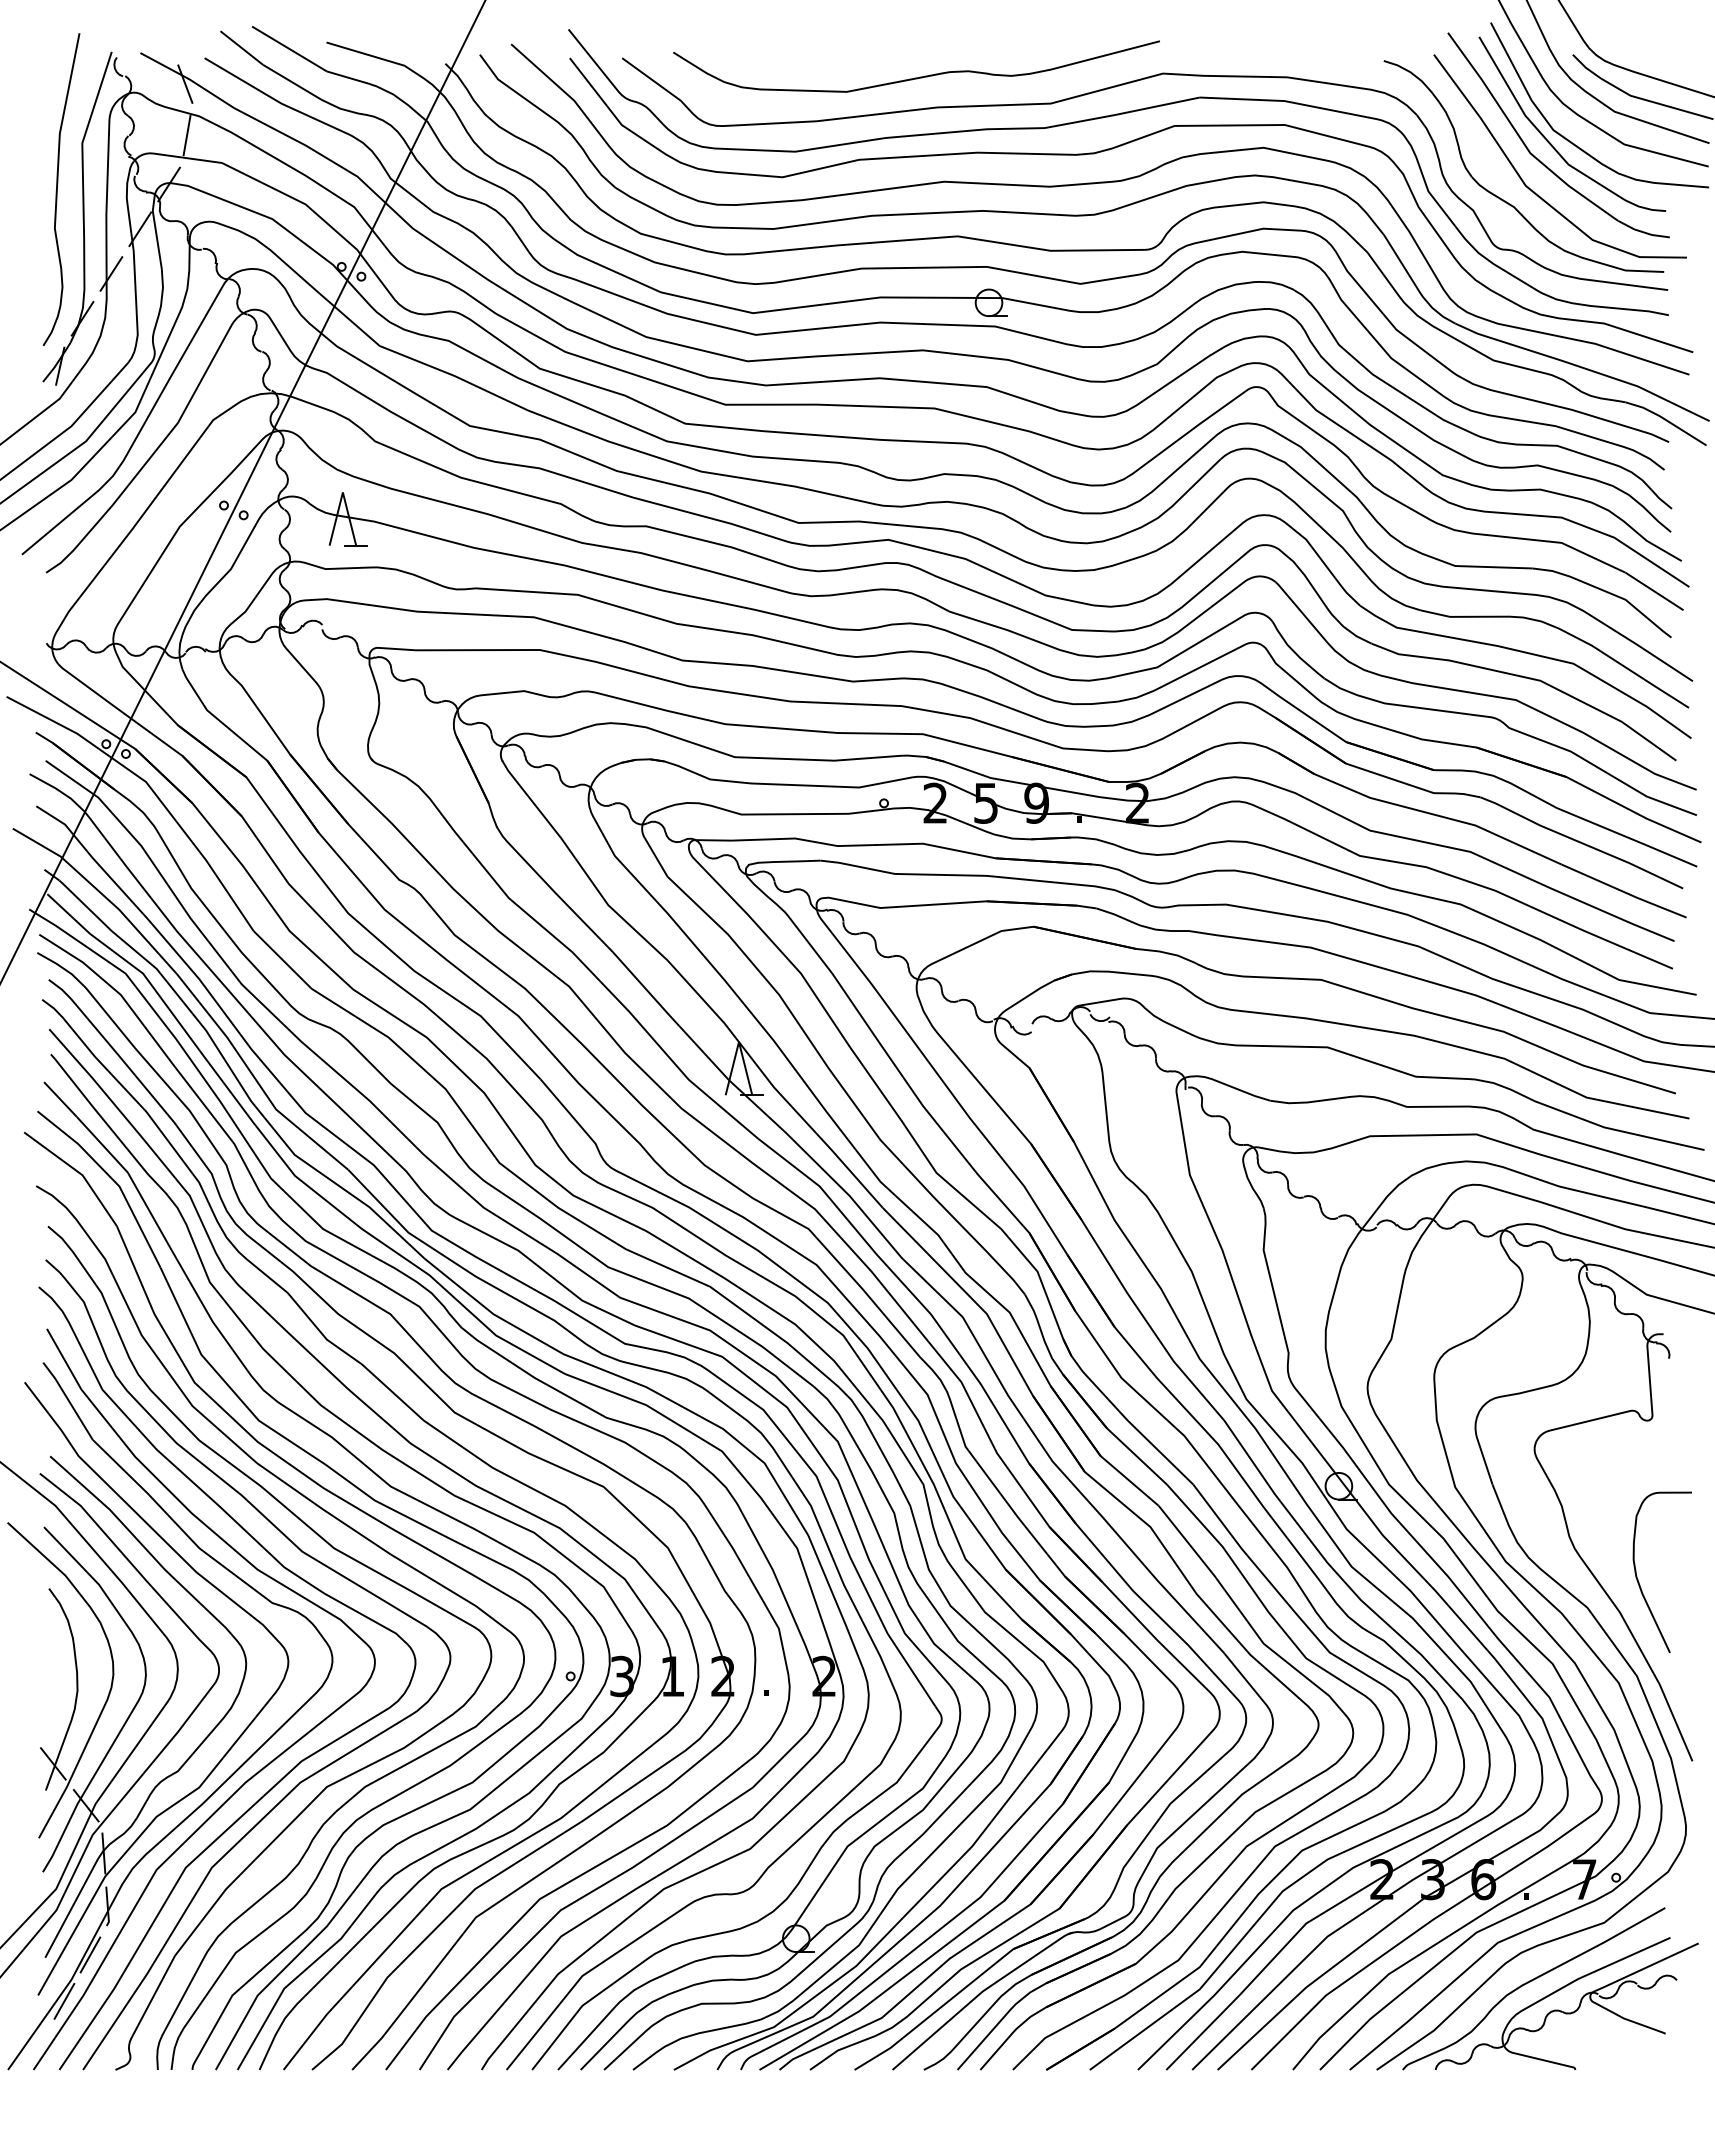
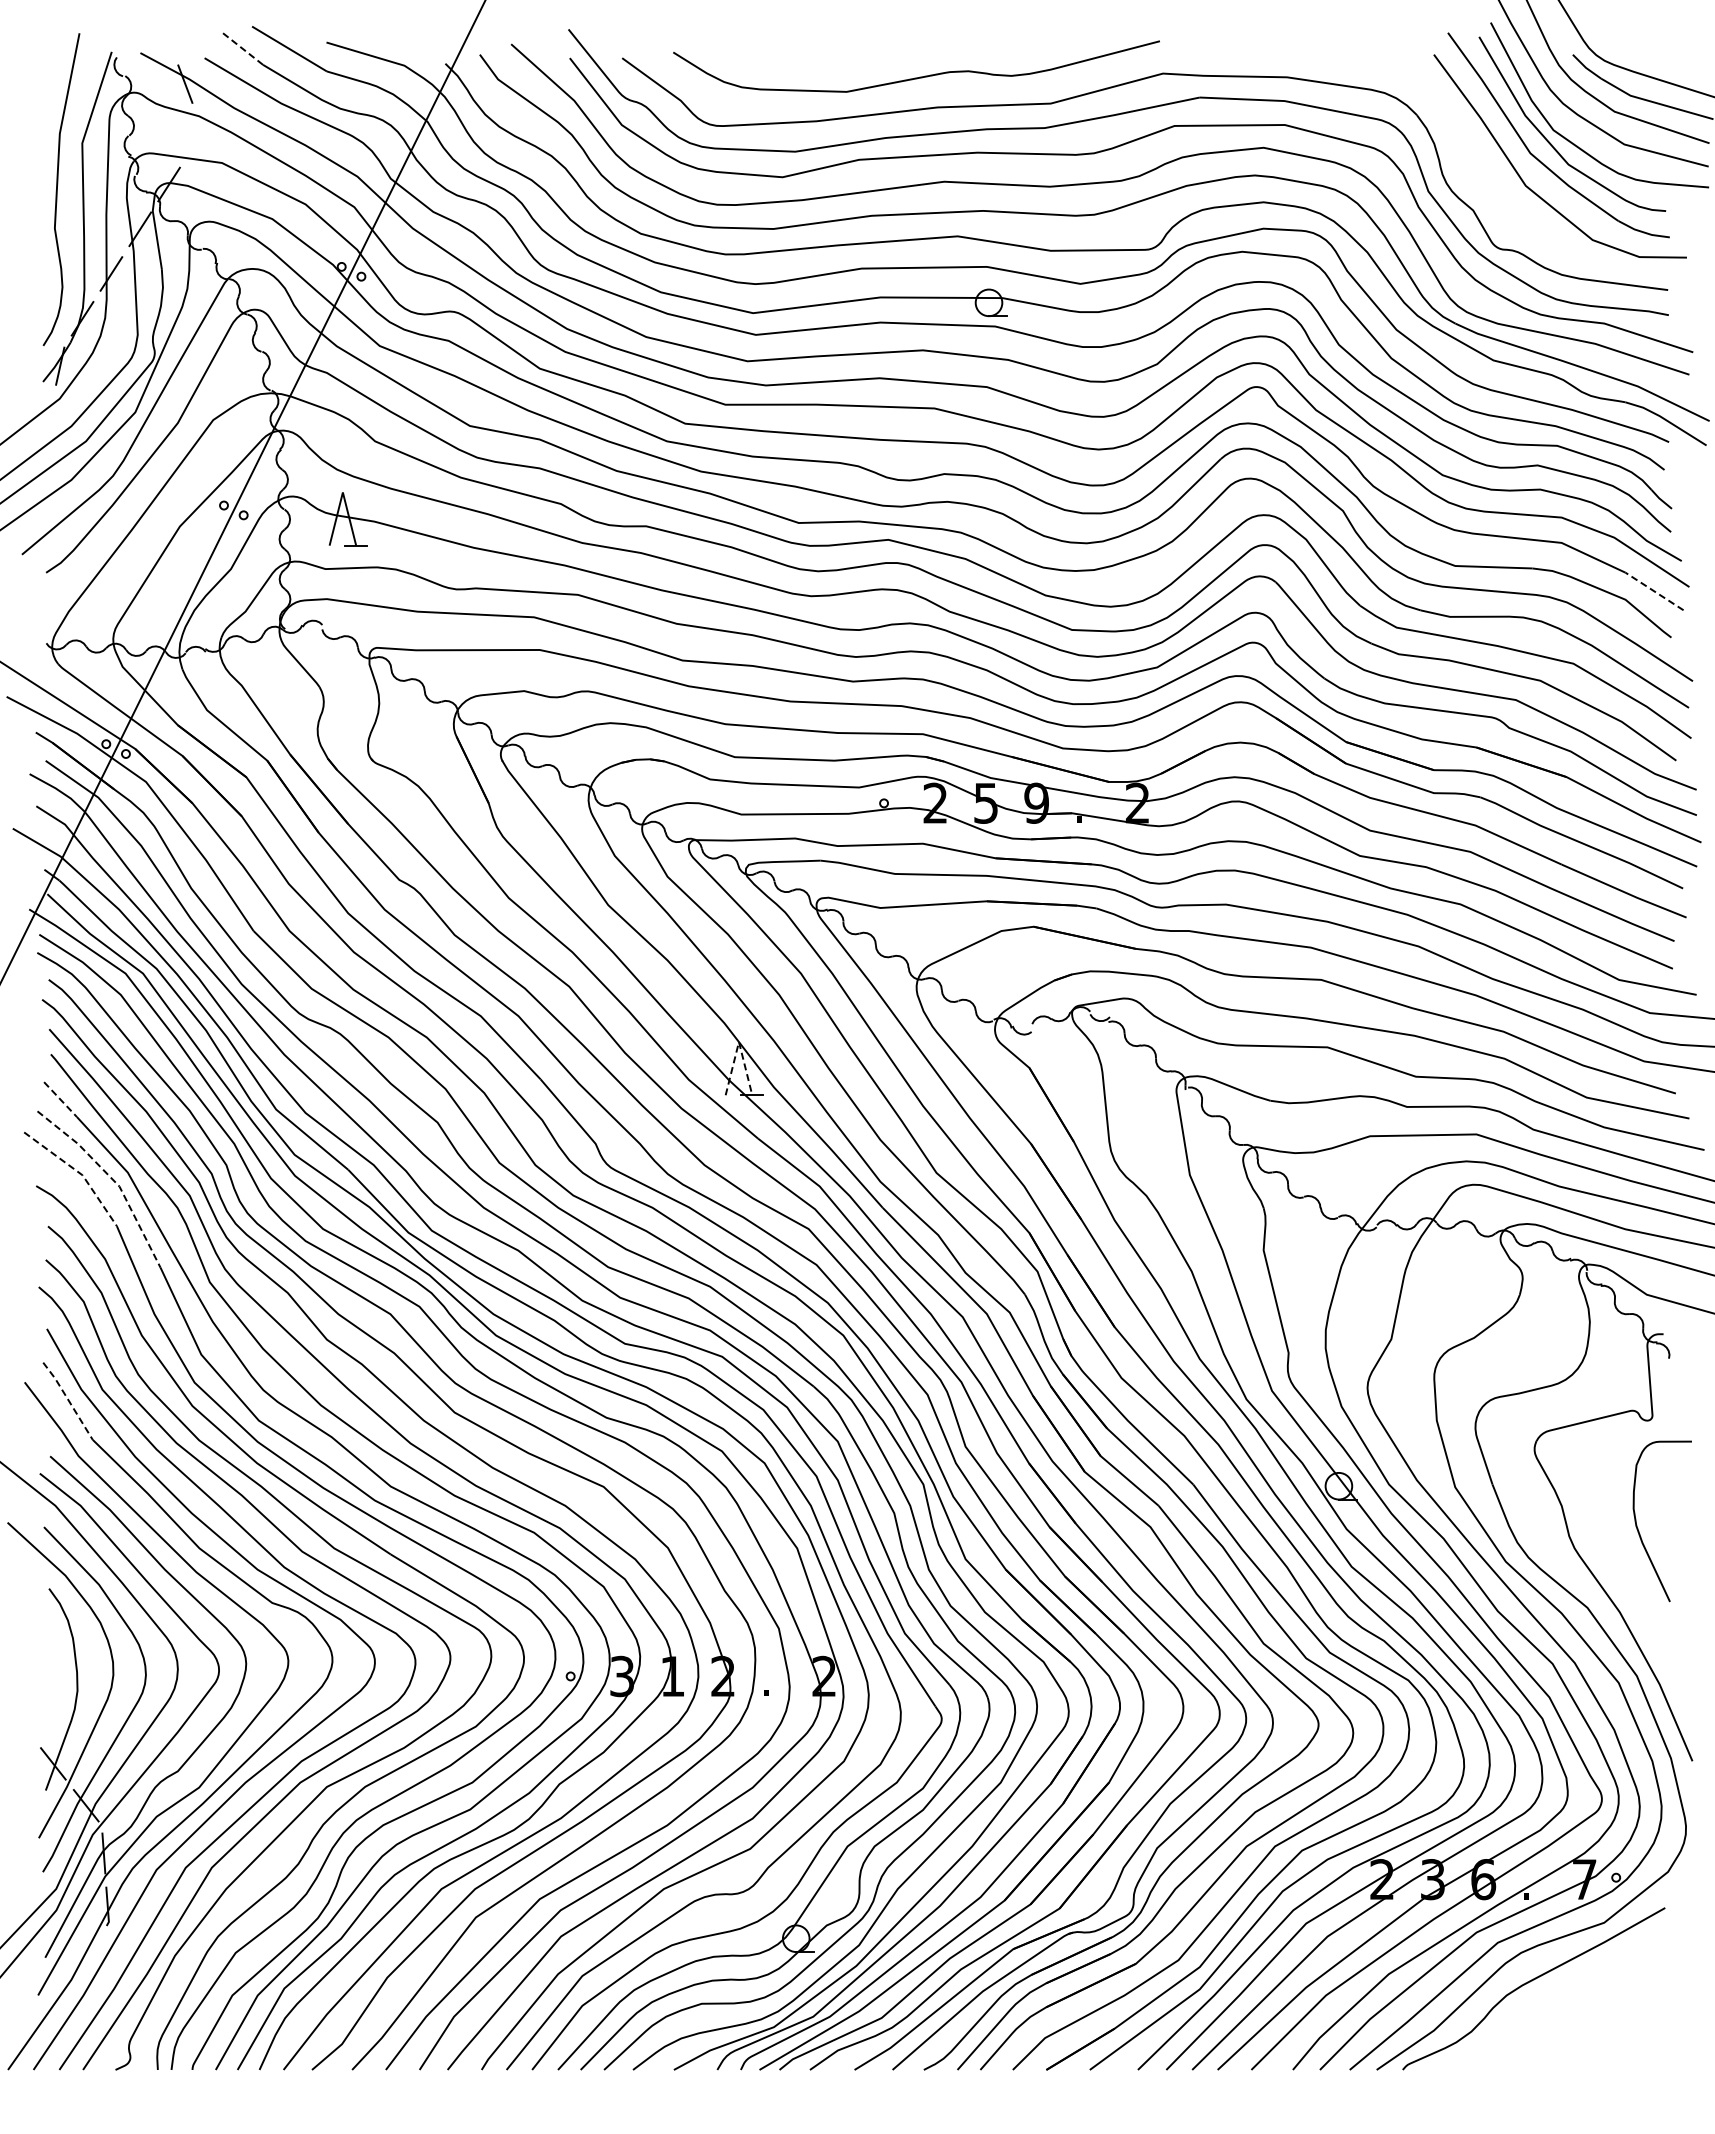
line: solid -> dashed (241, 47)
line: present -> none (186, 135)
part: present -> none (1505, 200)
line: solid -> dashed (1654, 591)
line: solid -> dashed (738, 1042)
line: solid -> dashed (60, 1099)
line: solid -> dashed (78, 1172)
line: solid -> dashed (112, 1179)
line: solid -> dashed (68, 1400)
curve position: (1638, 1579) -> (1638, 1528) (1638, 1528)
line: present -> none (90, 1954)
line: present -> none (64, 2000)
part: present -> none (1564, 2011)
